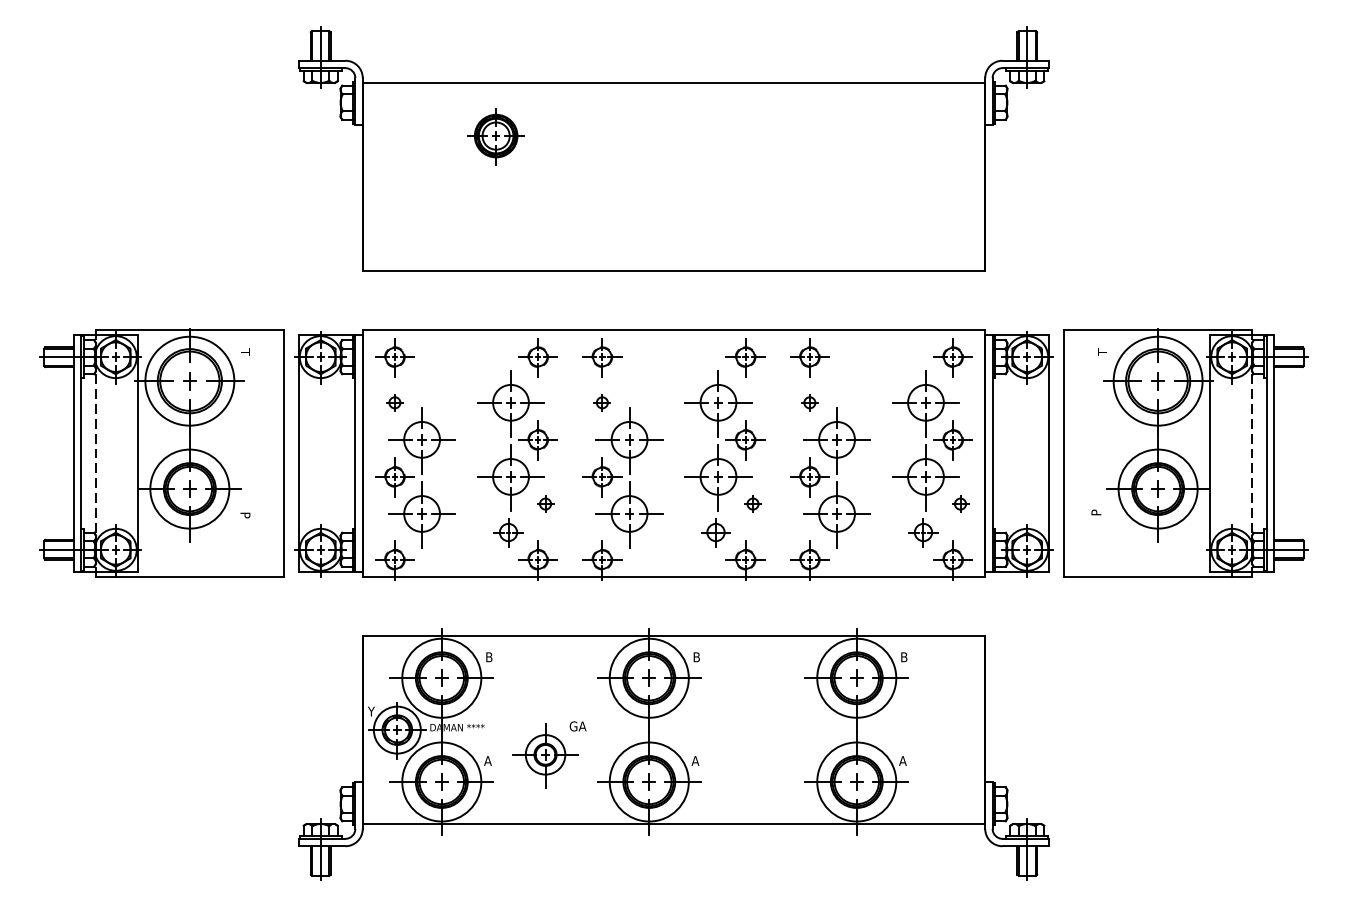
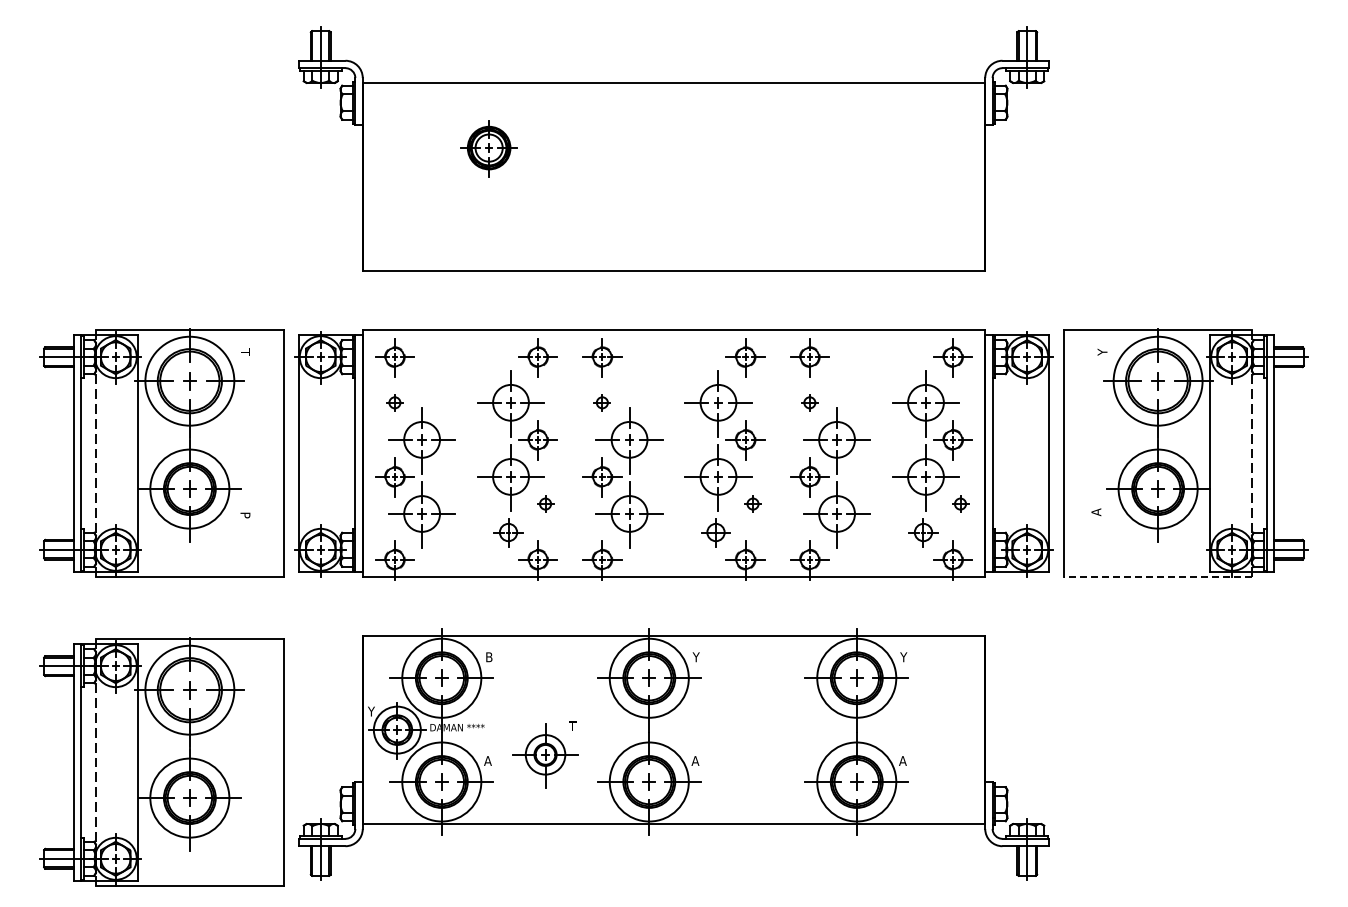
part position: (495, 136) -> (488, 148) (488, 148)
text: T -> Y (1102, 351)
text: P -> A (1096, 512)
line: solid -> dashed (1158, 577)
text: B -> Y (695, 657)
text: B -> Y (903, 657)
text: GA -> T (577, 726)
part: none -> present (161, 761)
